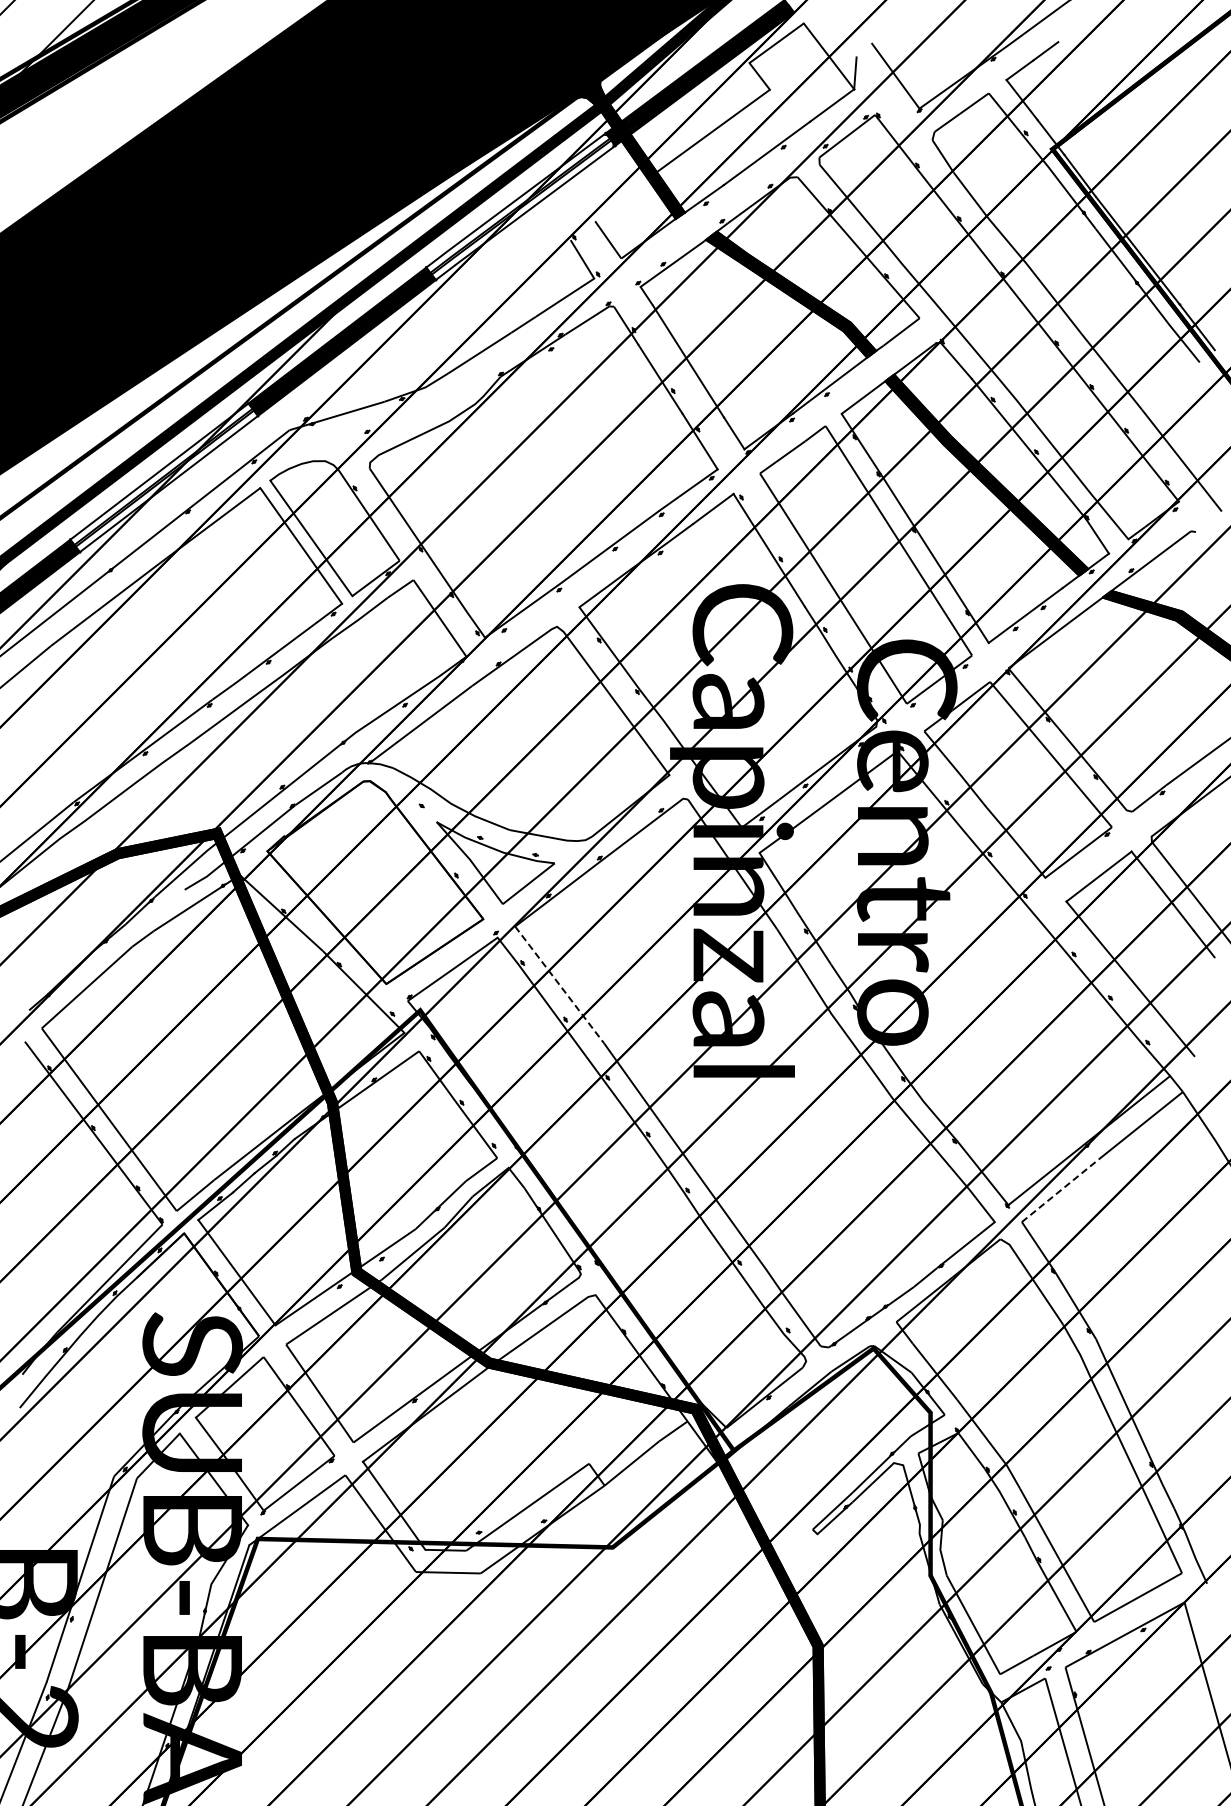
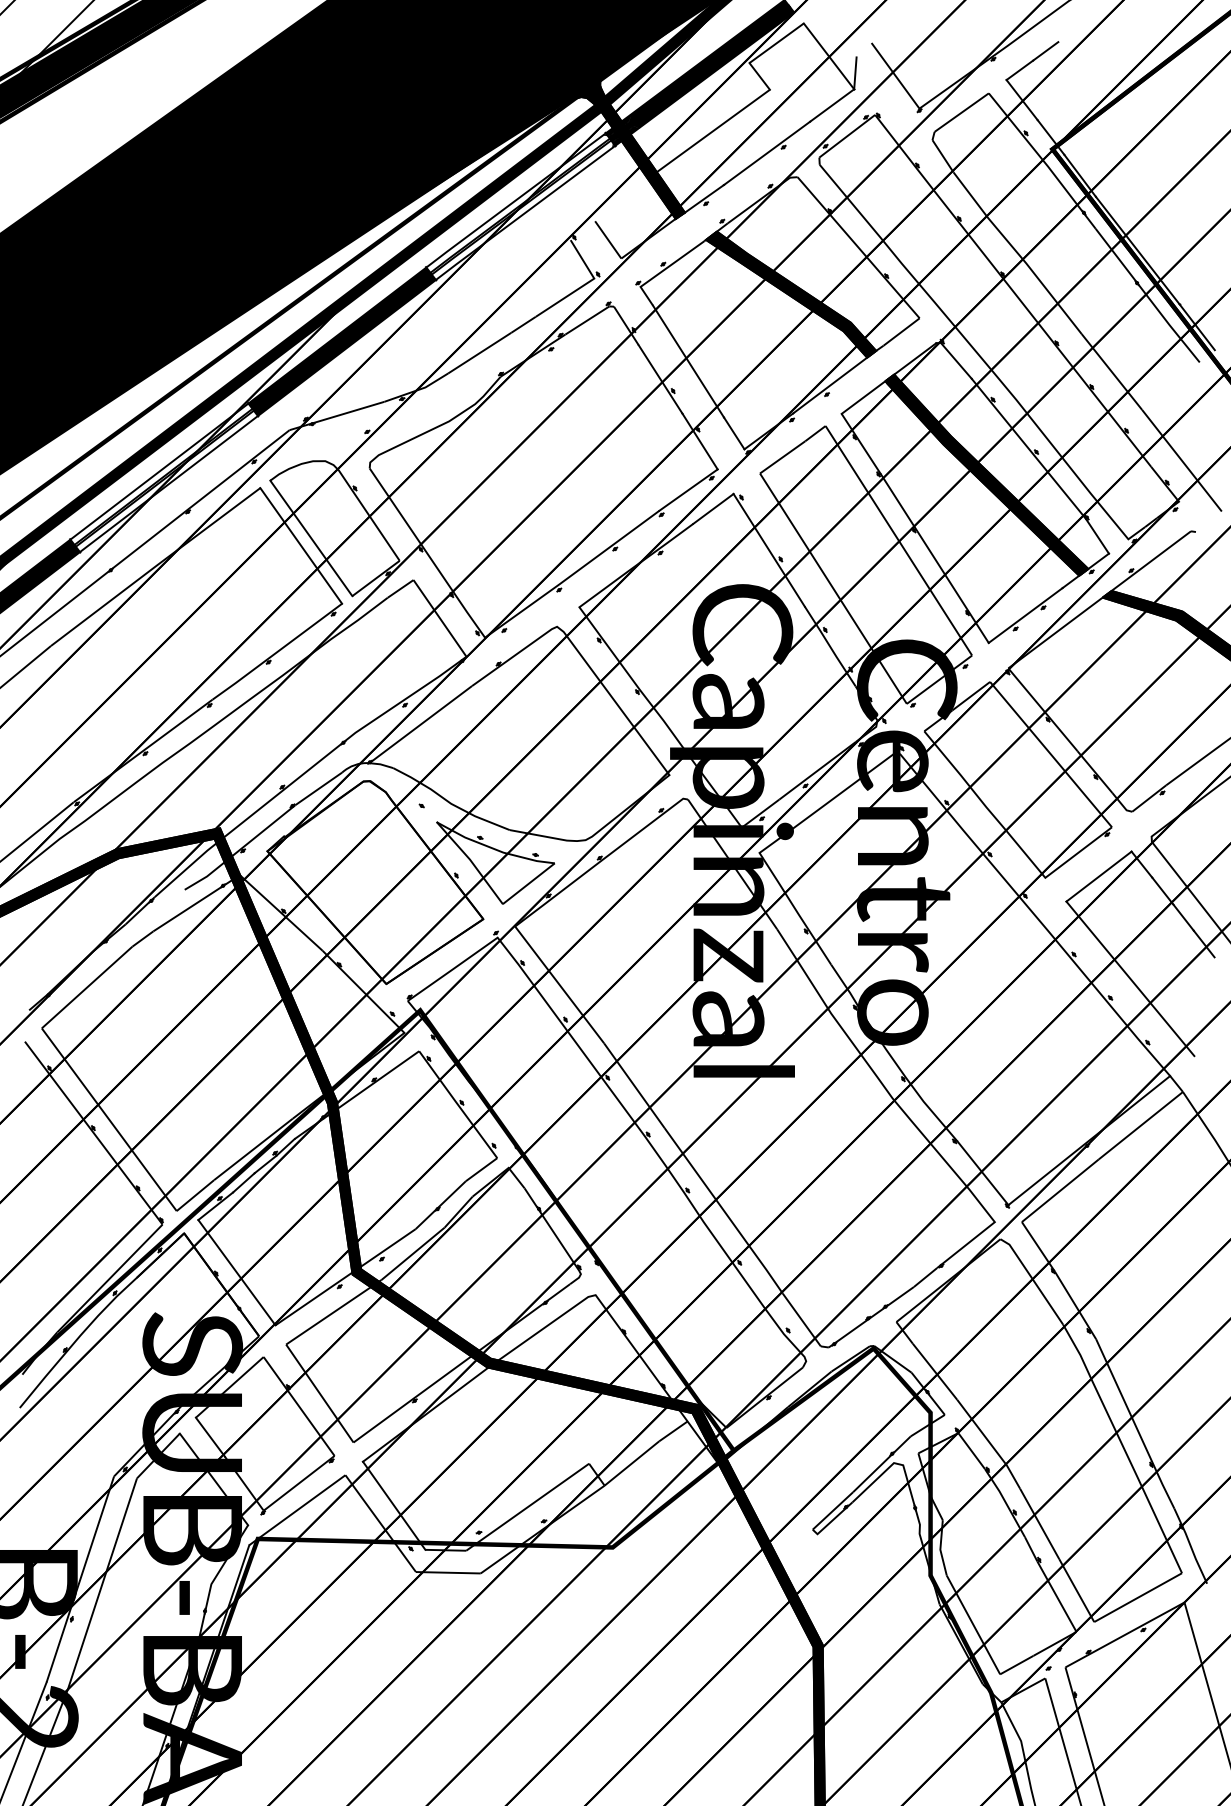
line: dashed -> solid (559, 985)
line: dashed -> solid (1060, 1190)
